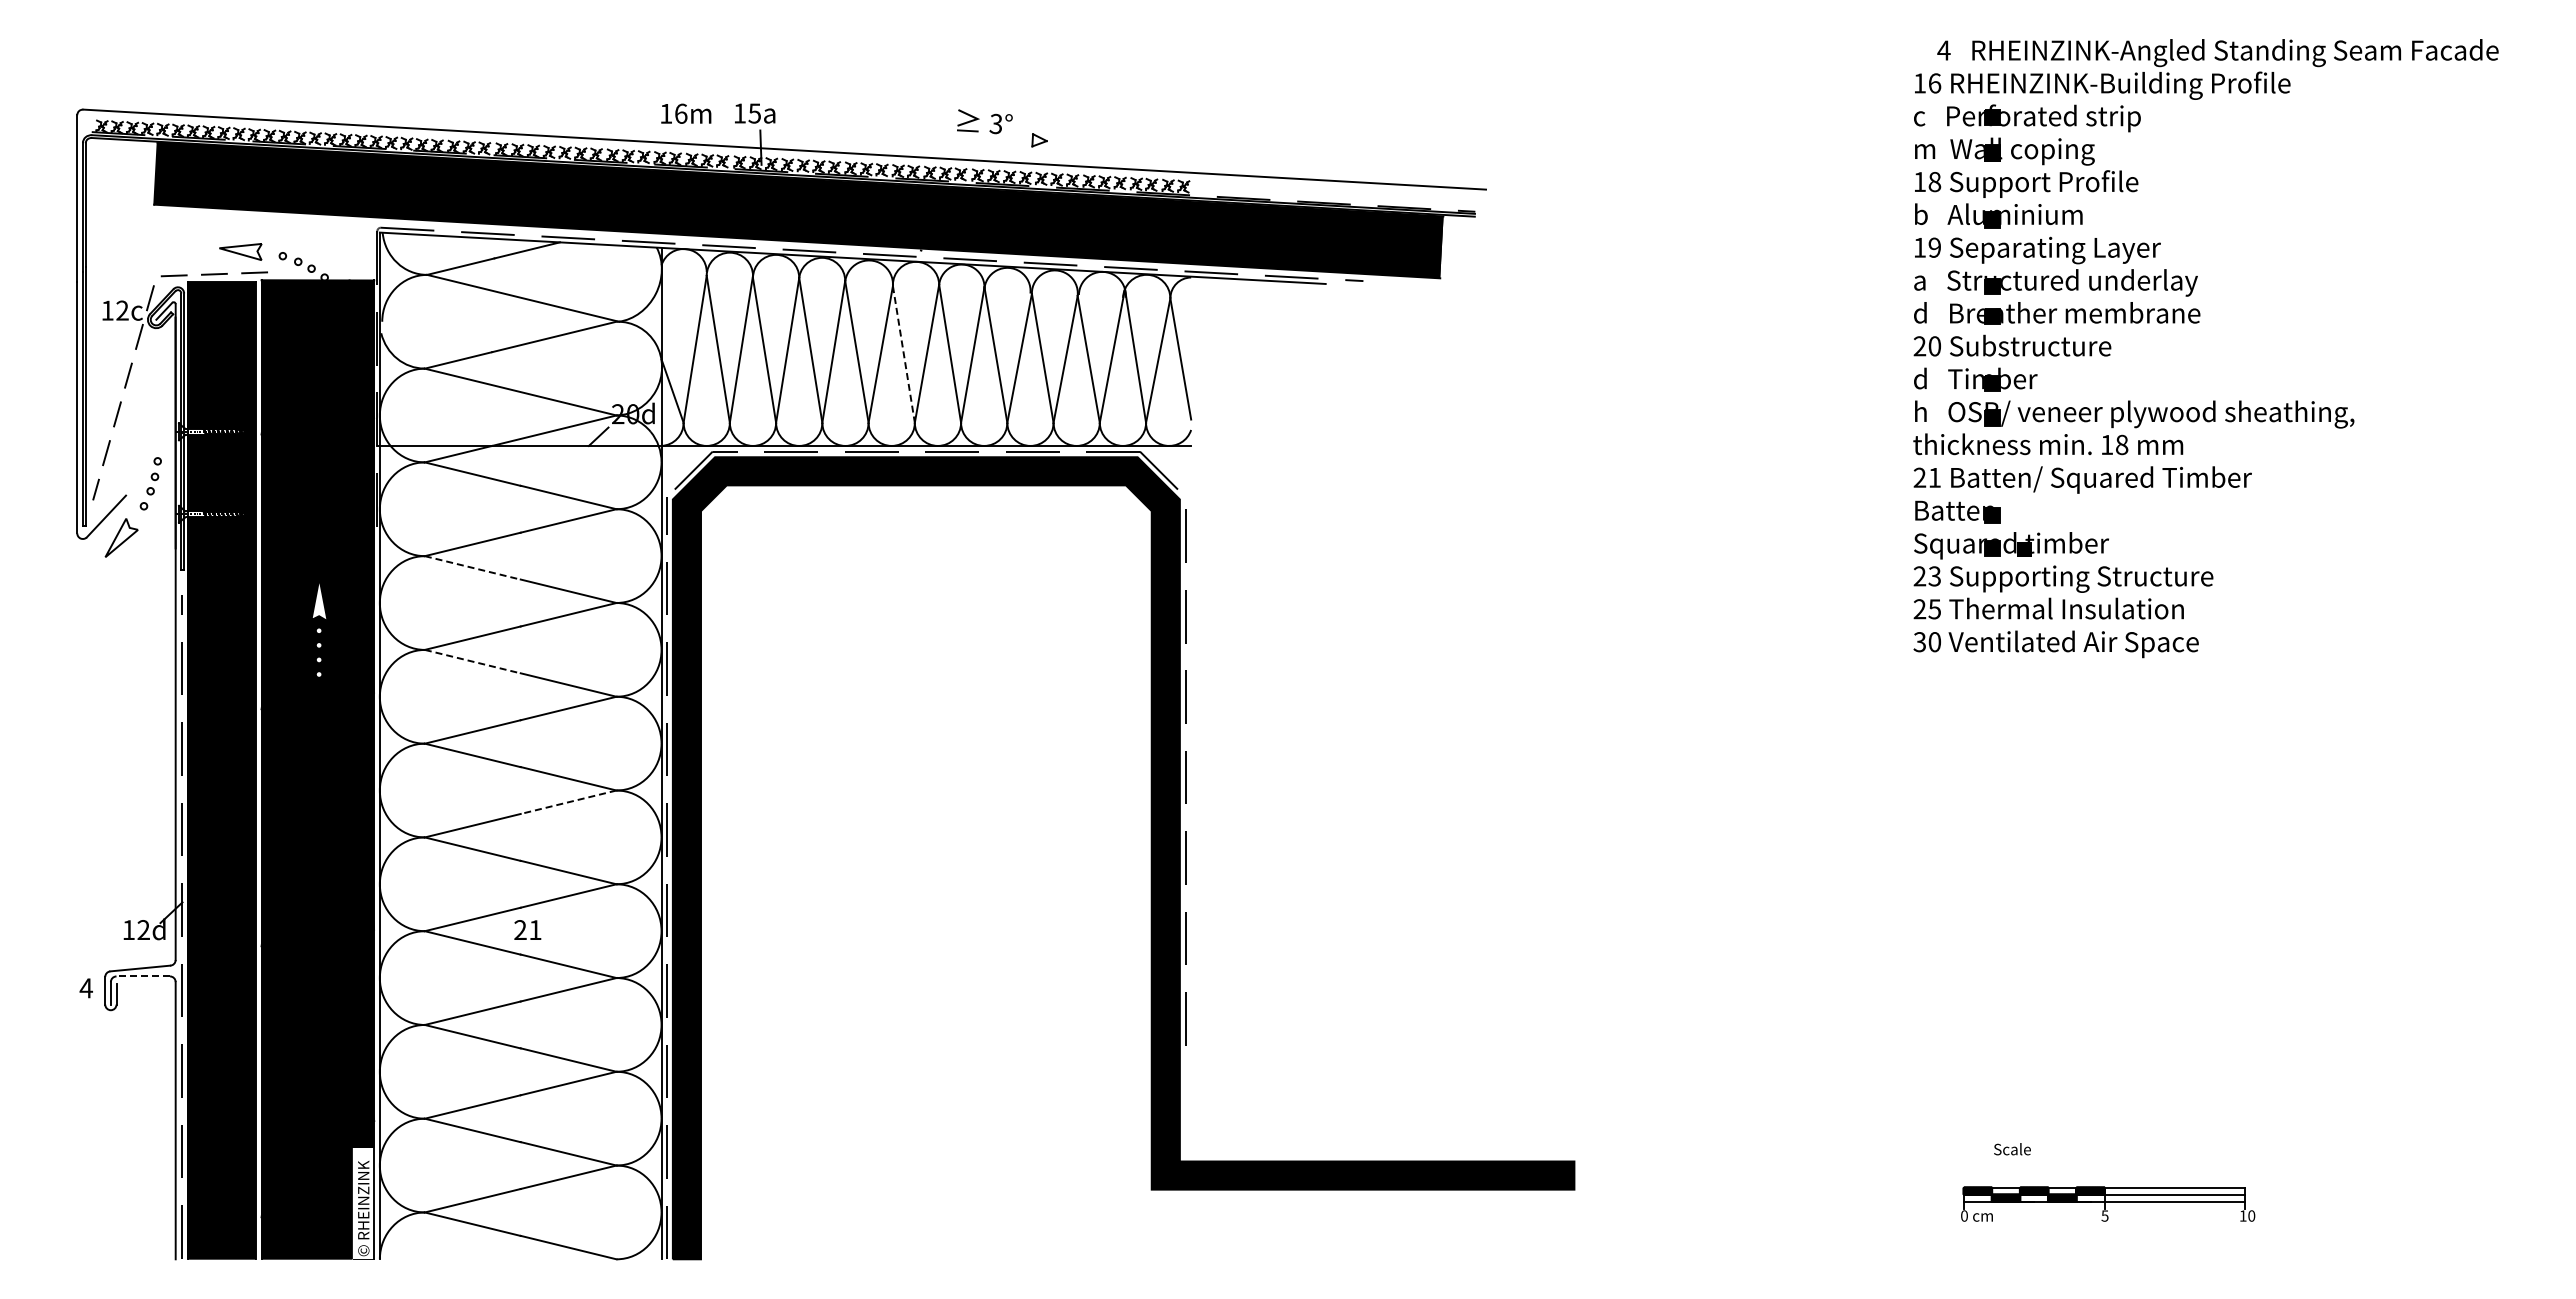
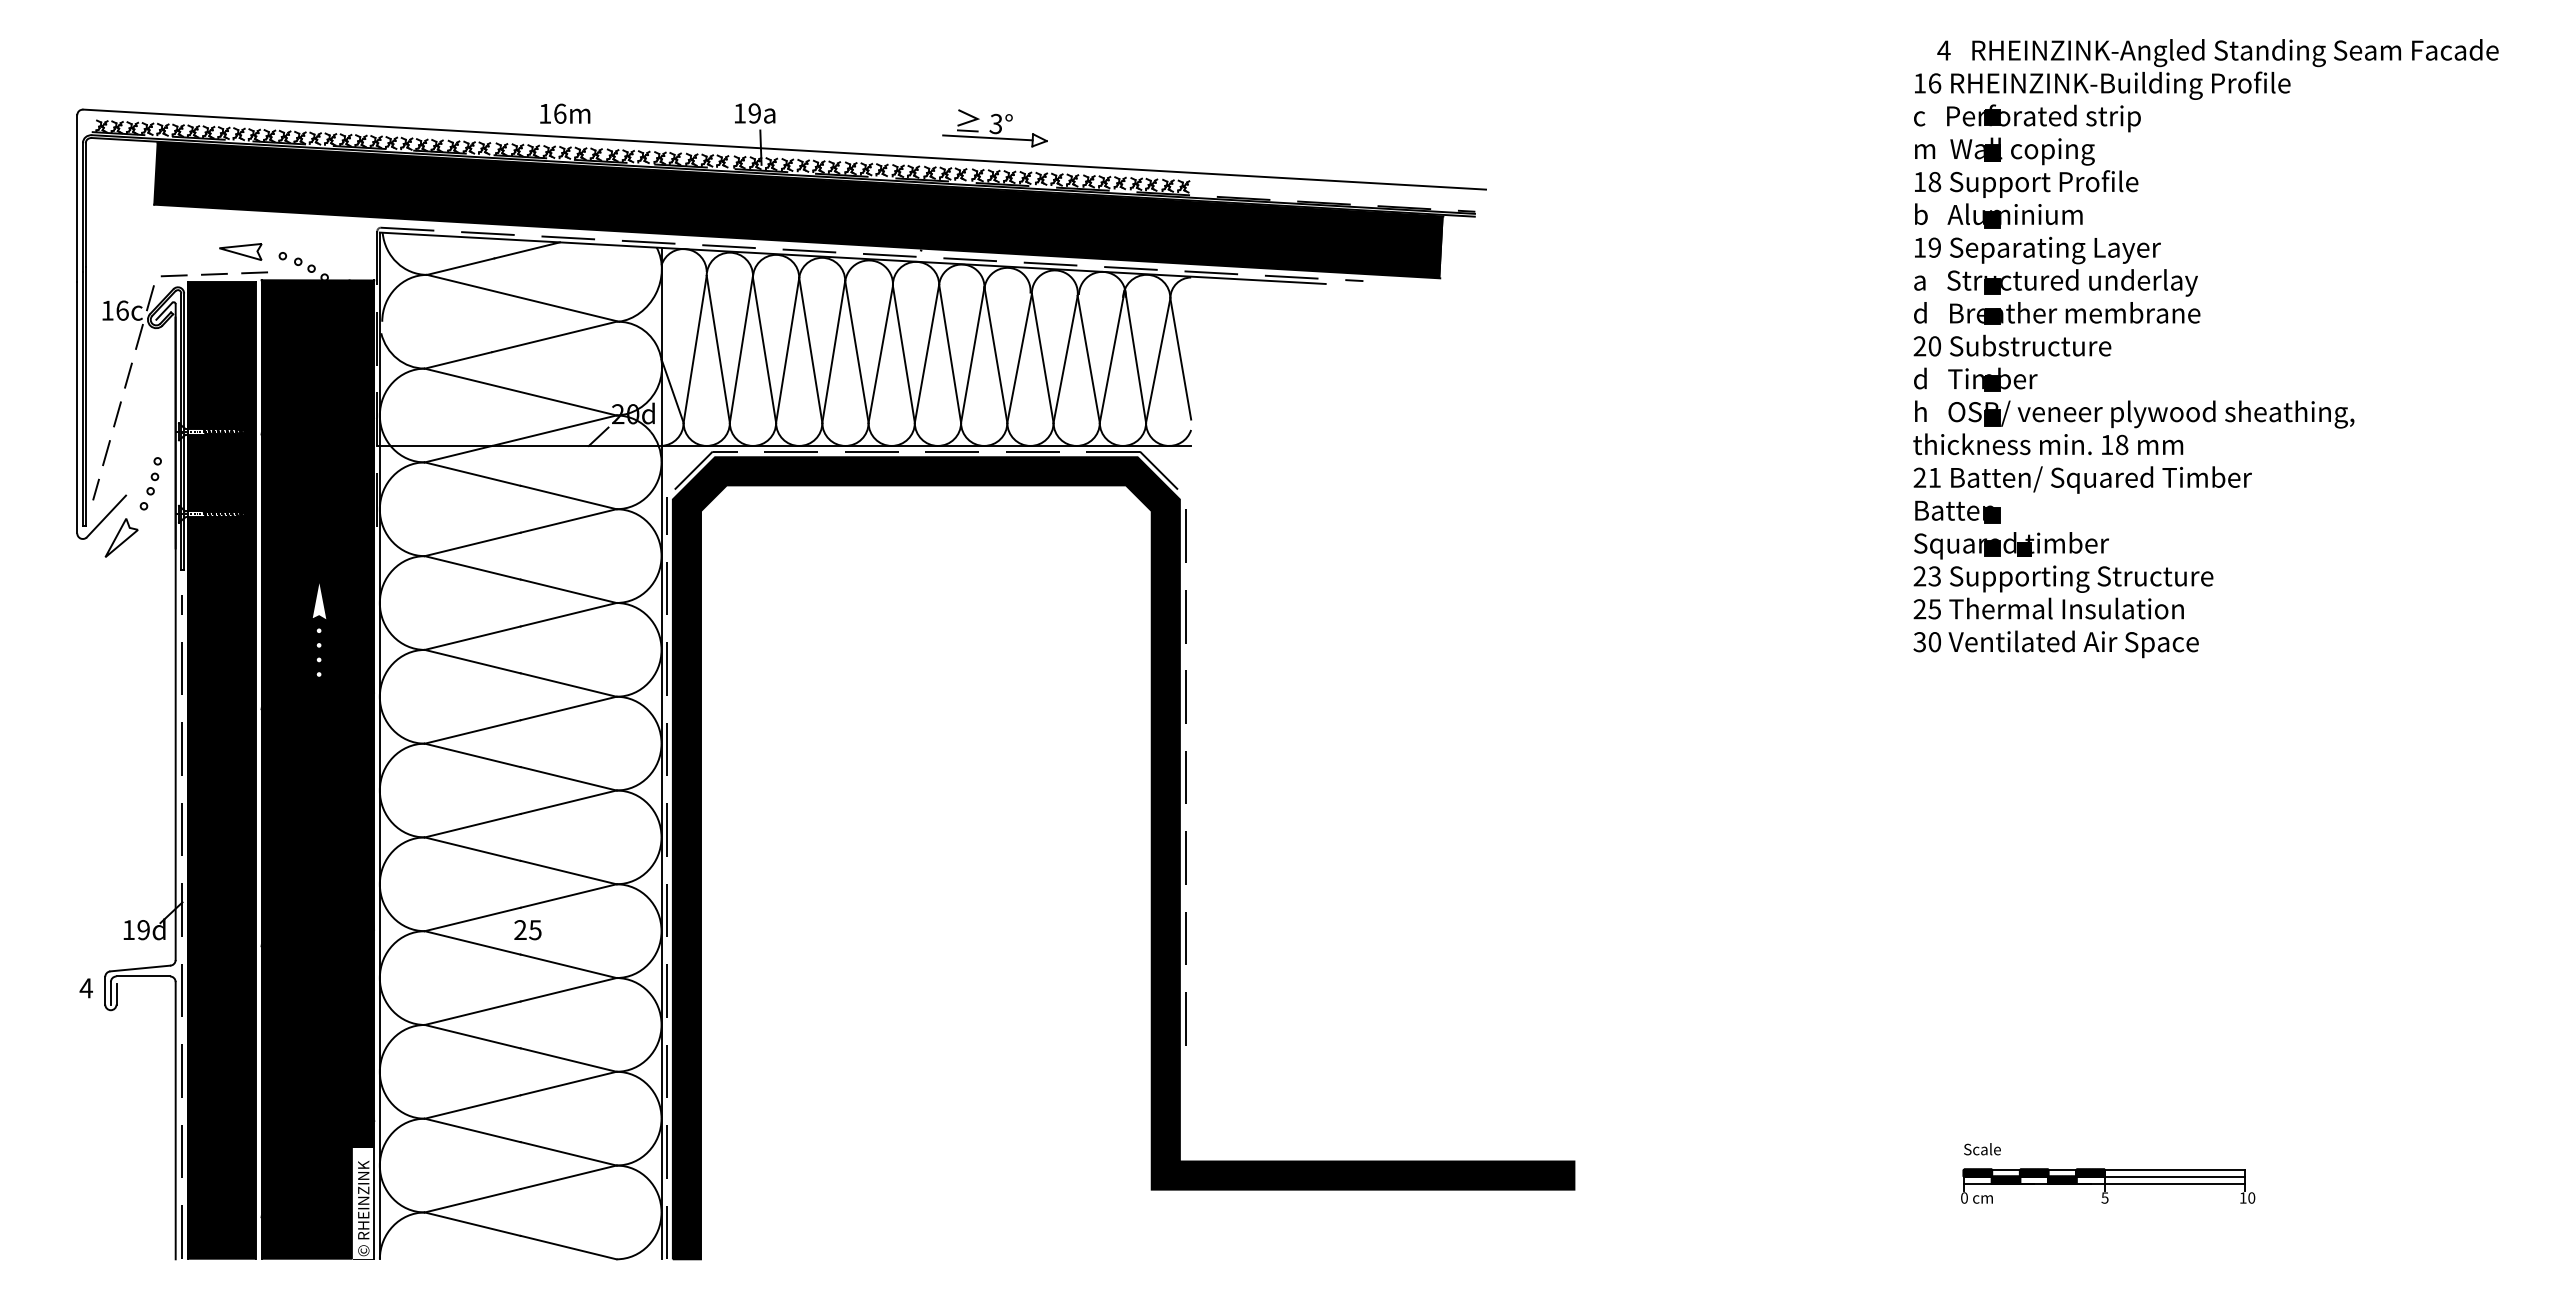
text position: (686, 113) -> (565, 113) (565, 113)
text: 15a -> 19a (754, 113)
line: none -> present (987, 137)
text: 12c -> 16c (122, 310)
line: dashed -> solid (903, 355)
line: dashed -> solid (473, 568)
line: dashed -> solid (473, 661)
line: dashed -> solid (568, 802)
text: 12d -> 19d (143, 930)
text: 21 -> 25 (535, 930)
line: dashed -> solid (143, 976)
text position: (2012, 1149) -> (1982, 1149) (1982, 1149)
part position: (2108, 1203) -> (2108, 1185) (2108, 1185)
